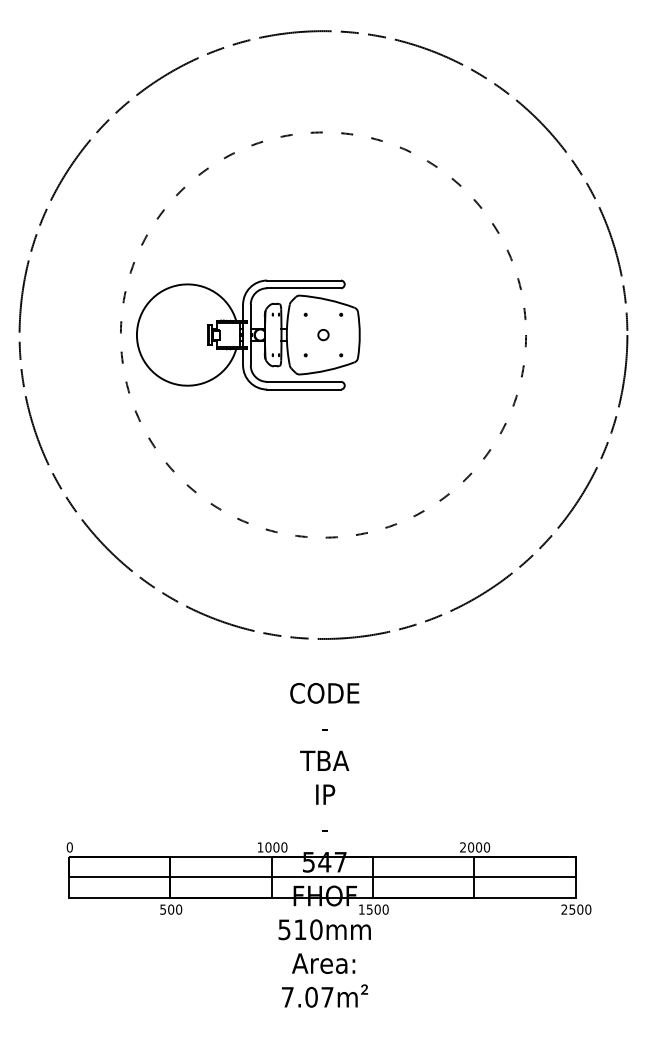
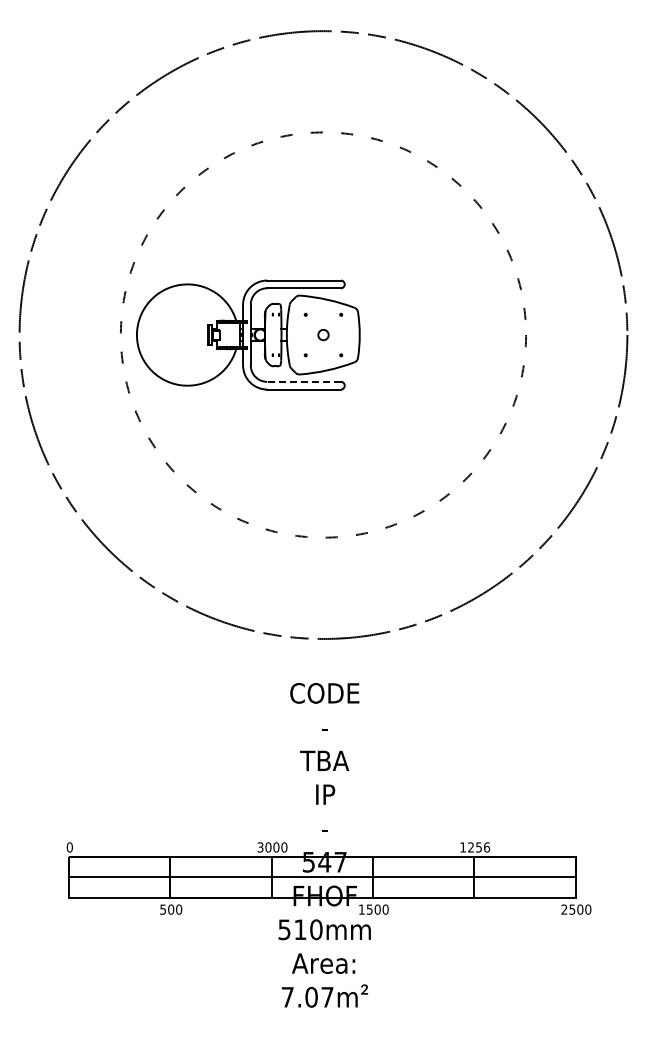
line: solid -> dashed (304, 381)
text: 1000 -> 3000 (260, 847)
text: 2000 -> 1256 (475, 847)
